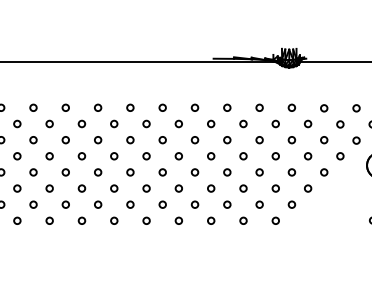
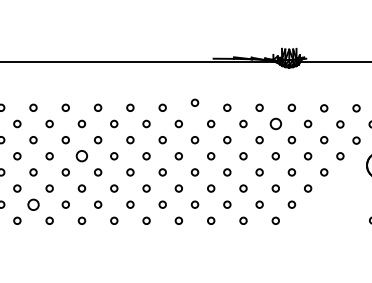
circle position: (194, 107) -> (194, 102) (194, 102)
circle size: 9x10 px -> 13x14 px (275, 123)
circle size: 10x9 px -> 13x13 px (81, 156)
circle size: 9x9 px -> 13x13 px (33, 204)
